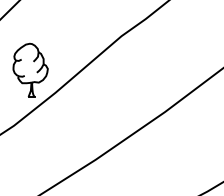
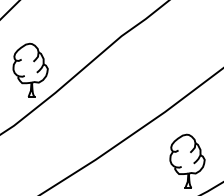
part: none -> present (187, 160)
